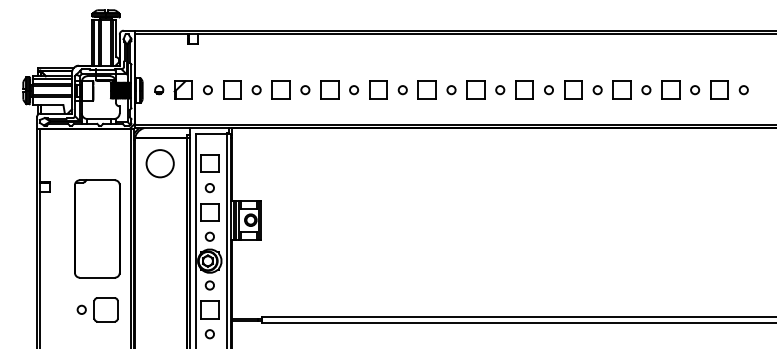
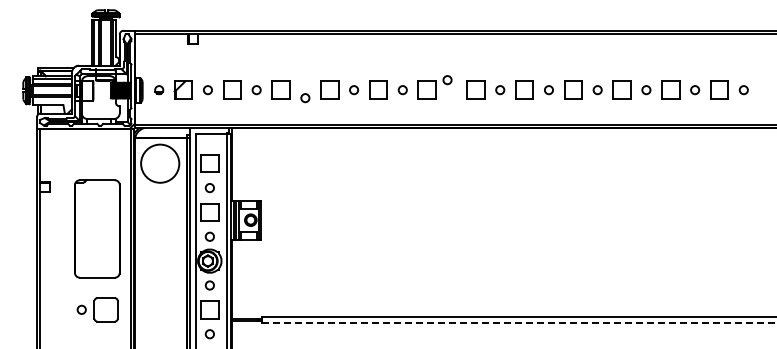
circle position: (305, 90) -> (305, 98) (305, 98)
circle position: (451, 90) -> (447, 80) (447, 80)
circle diameter: 27 px -> 38 px (160, 163)
line: solid -> dashed (519, 323)
